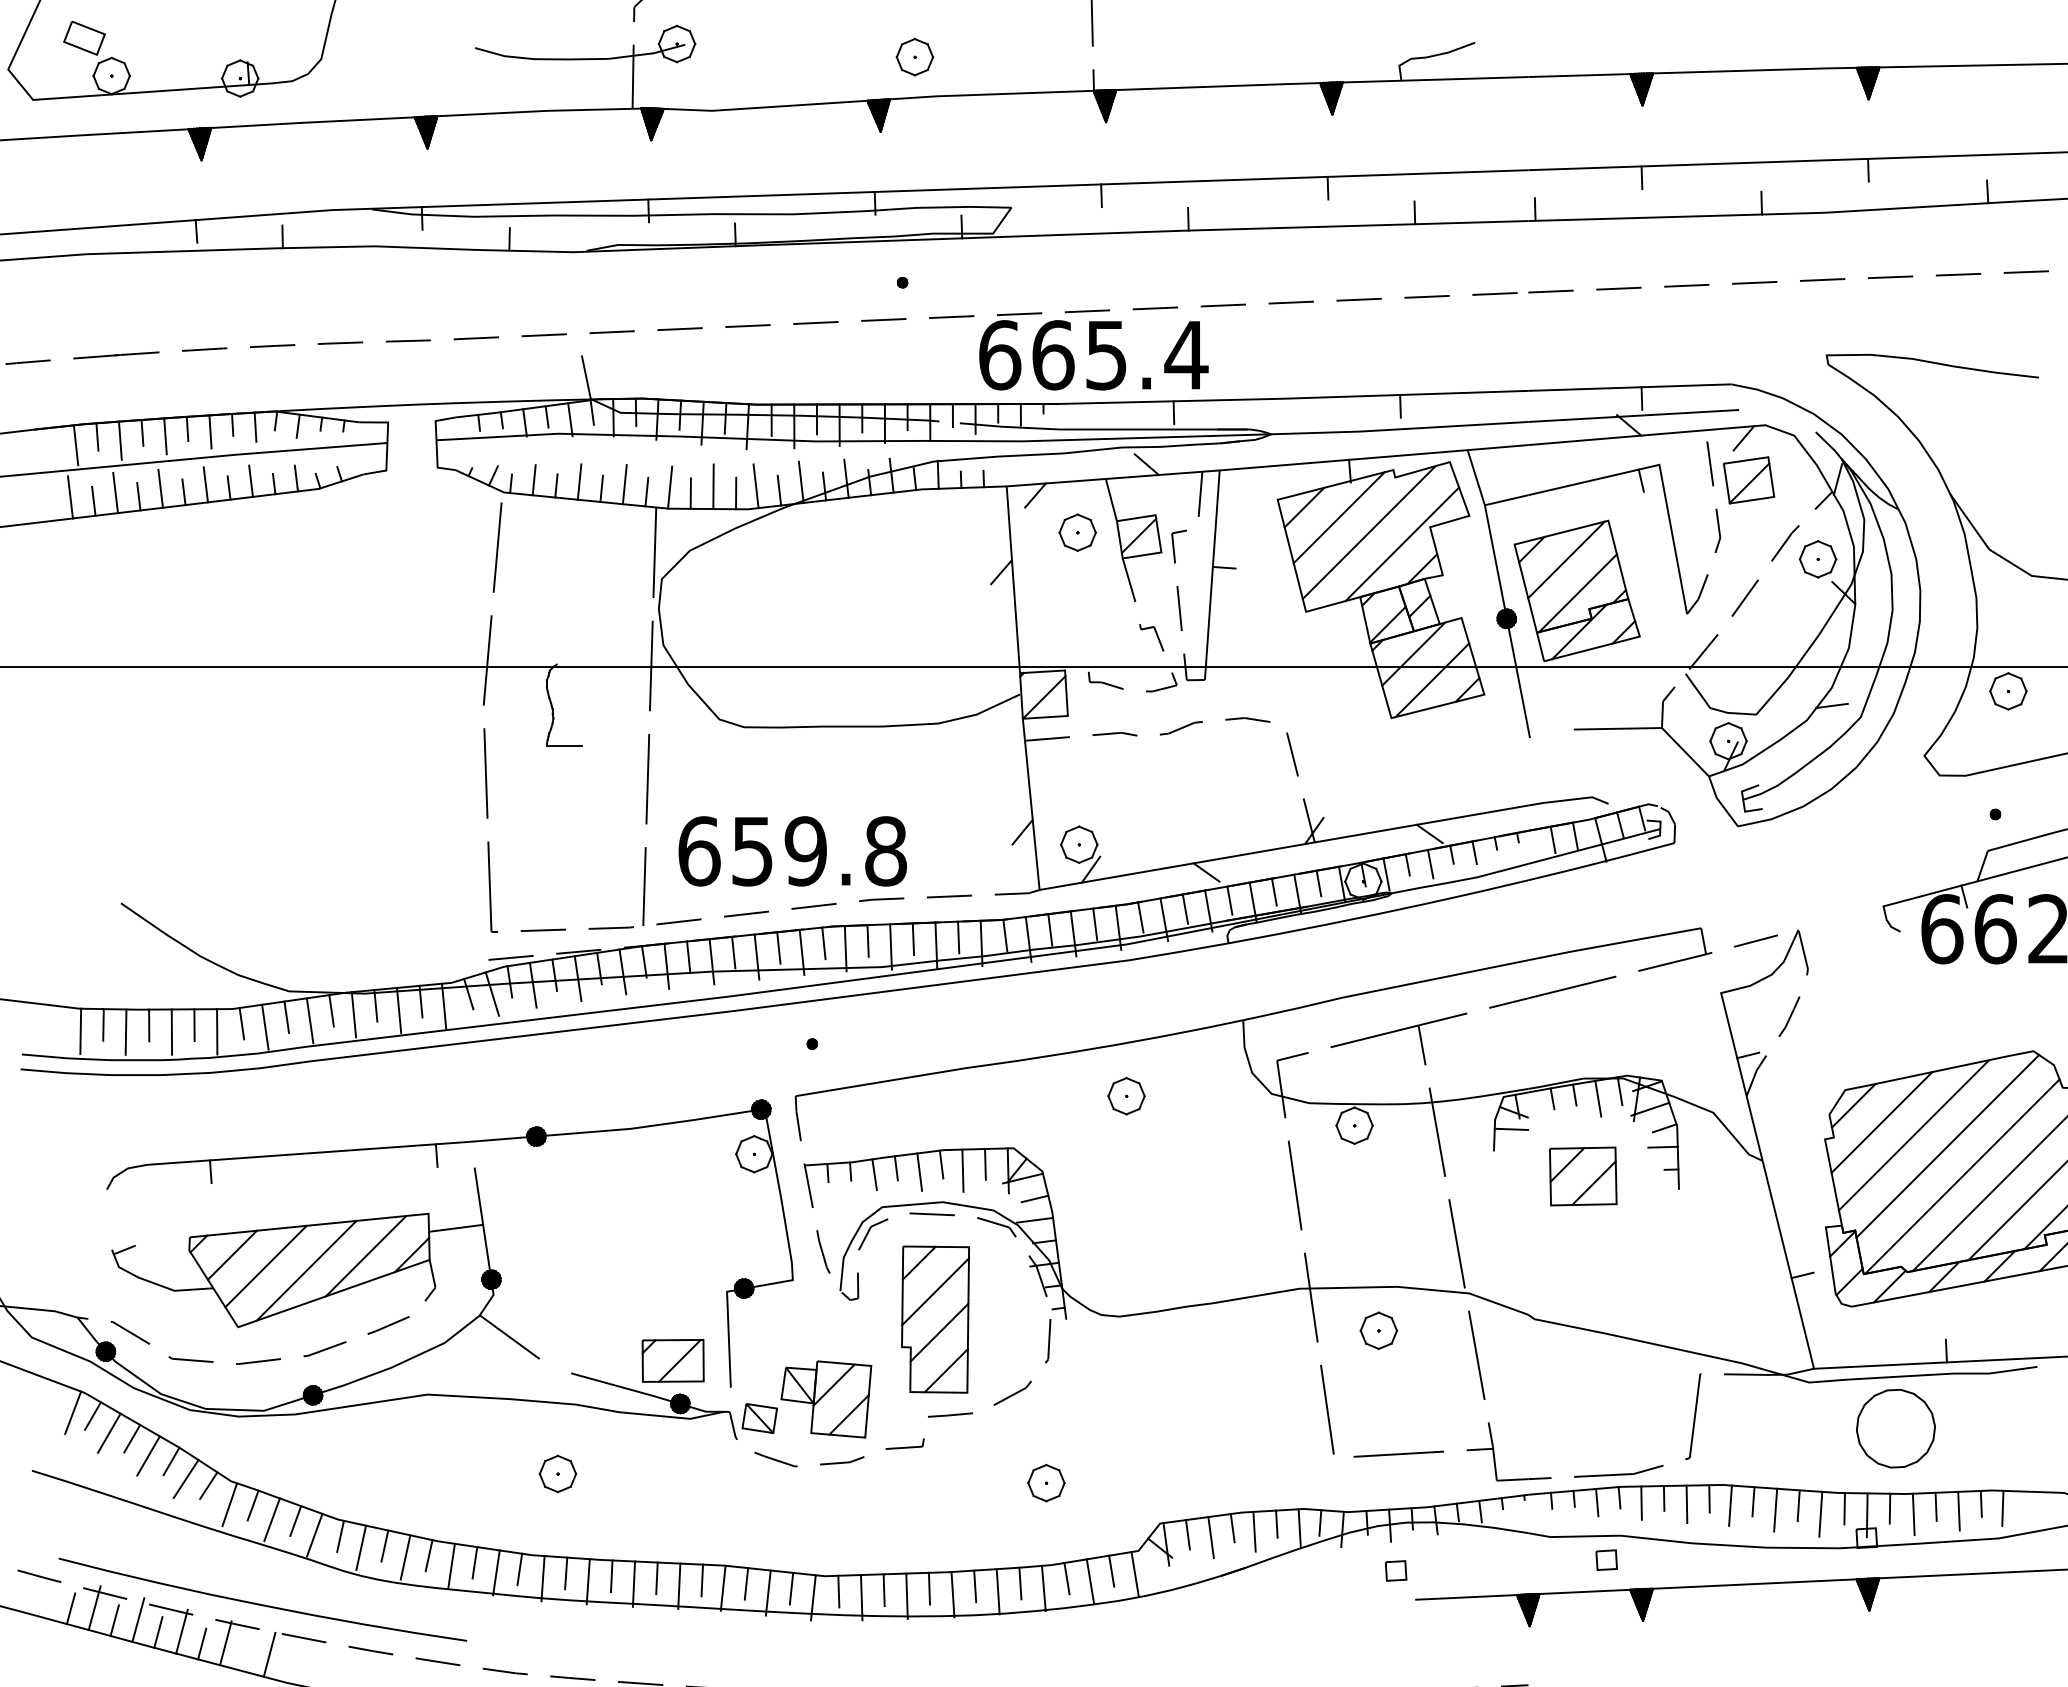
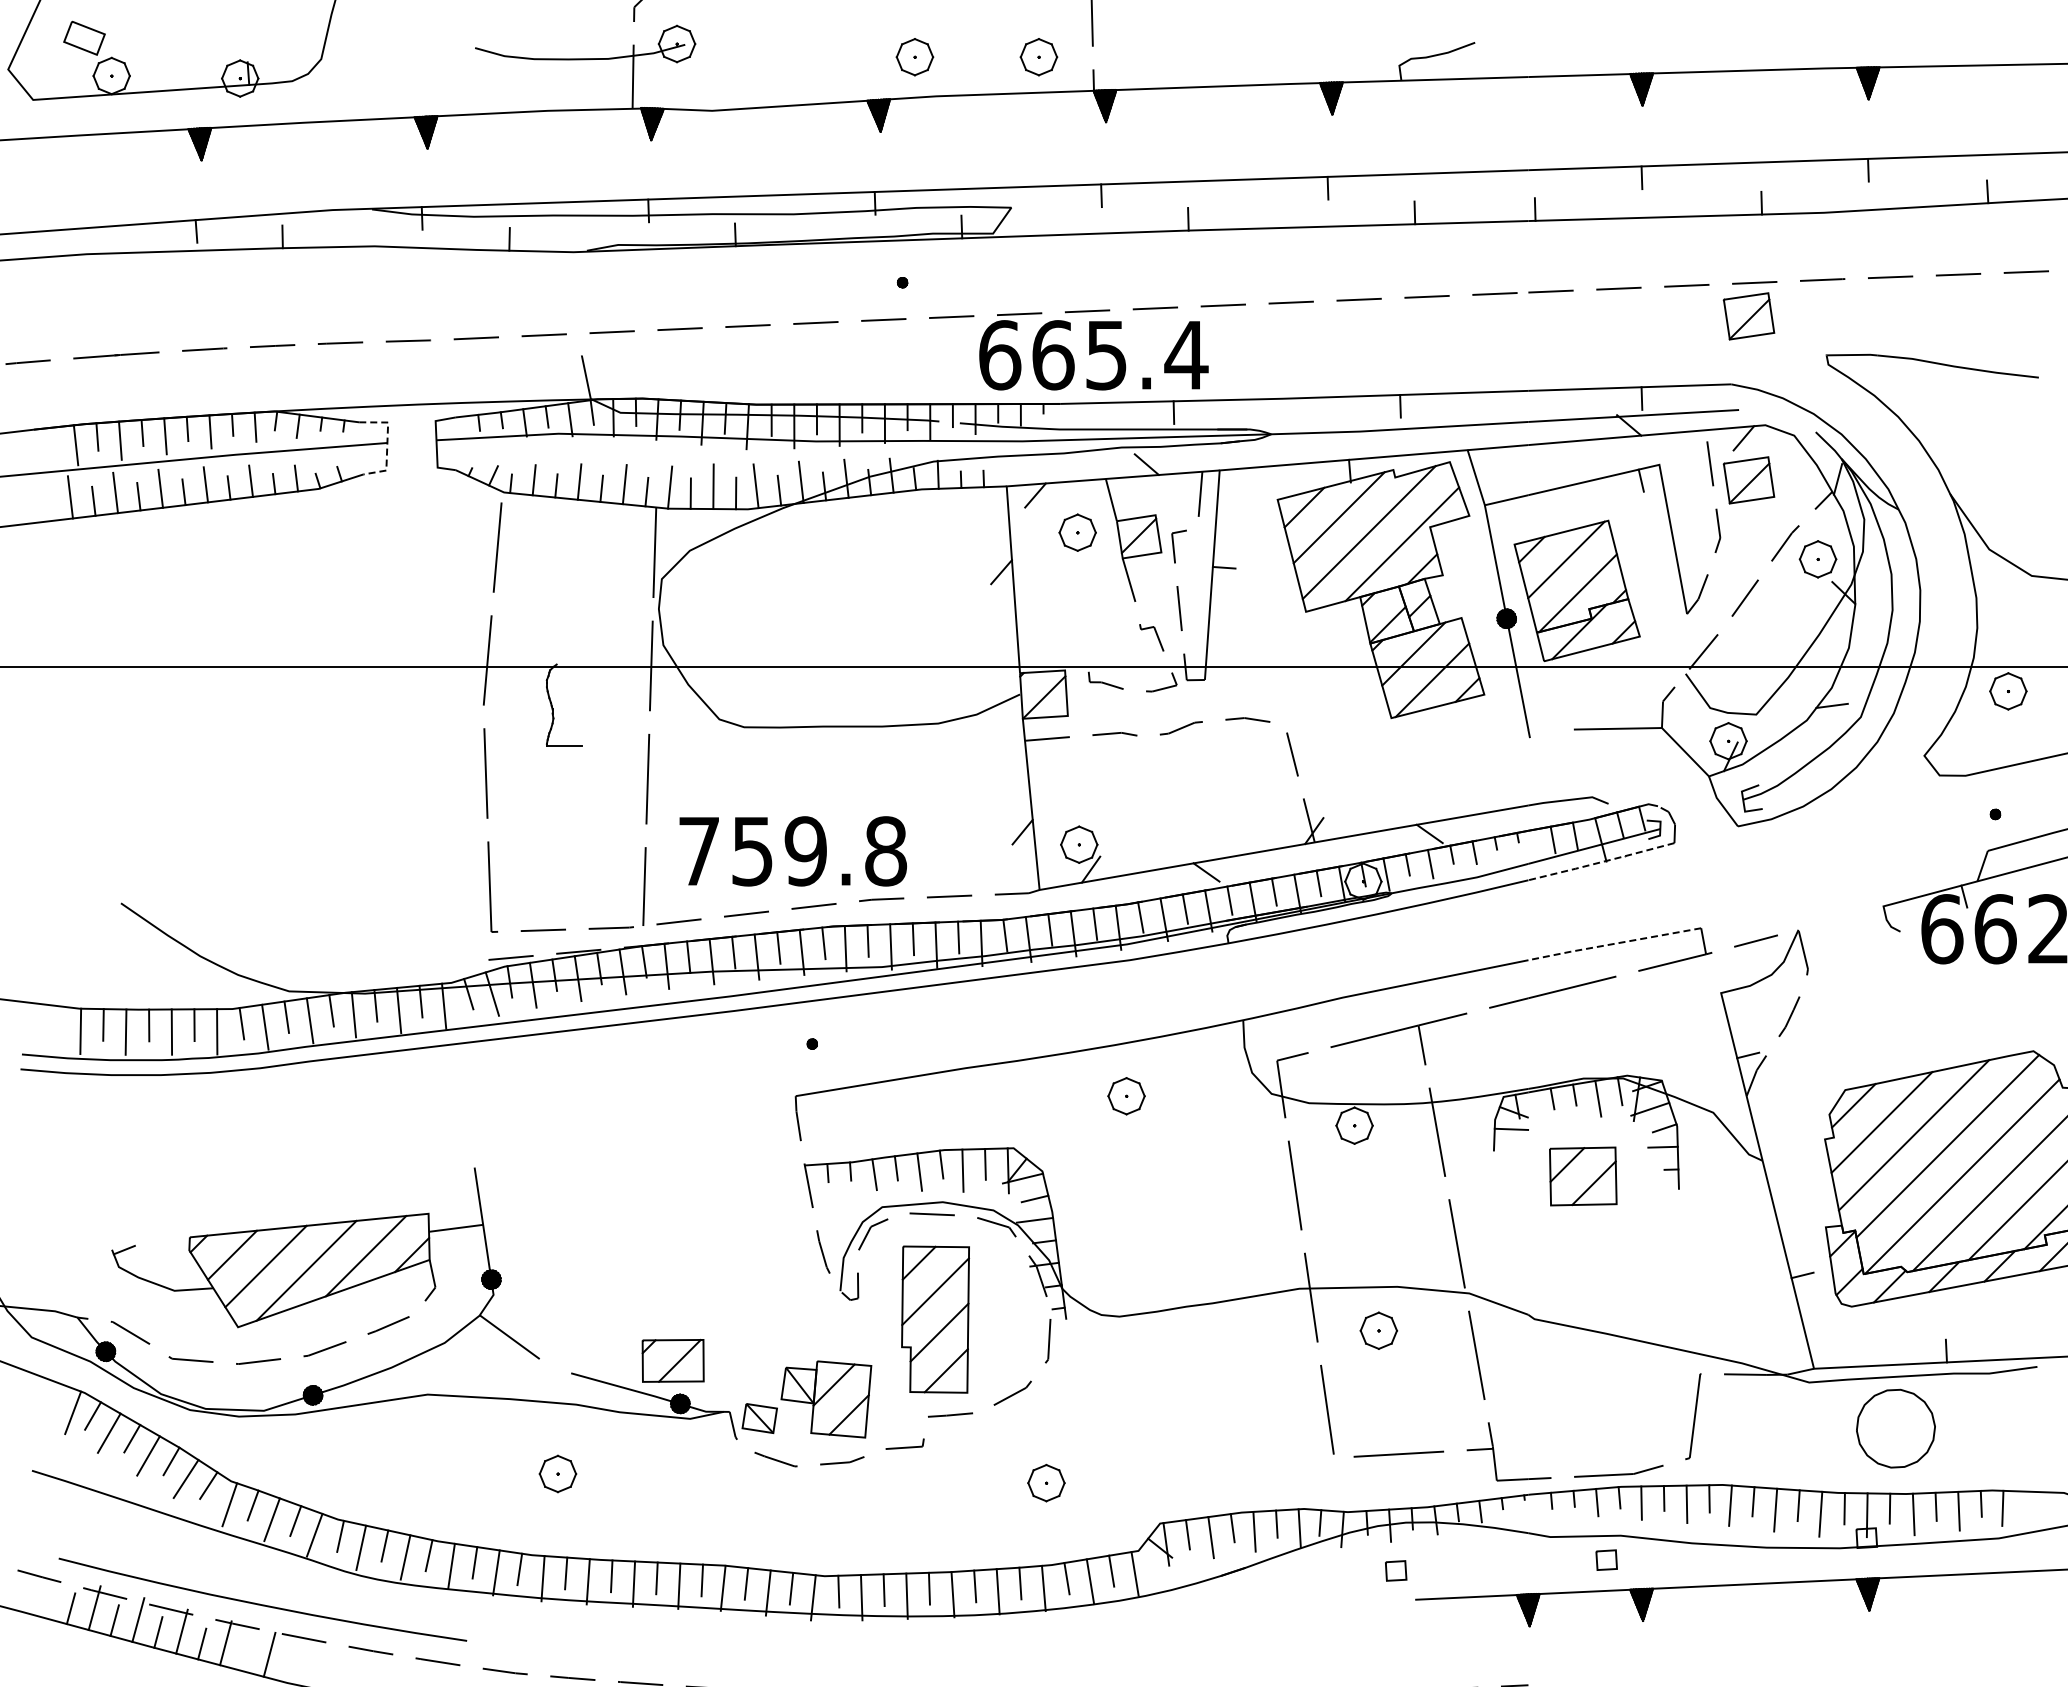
part: none -> present (1038, 57)
part: none -> present (1748, 316)
line: solid -> dashed (387, 444)
text: 659.8 -> 759.8 (699, 851)
line: solid -> dashed (1601, 862)
line: solid -> dashed (1614, 943)
part: present -> none (438, 1167)
